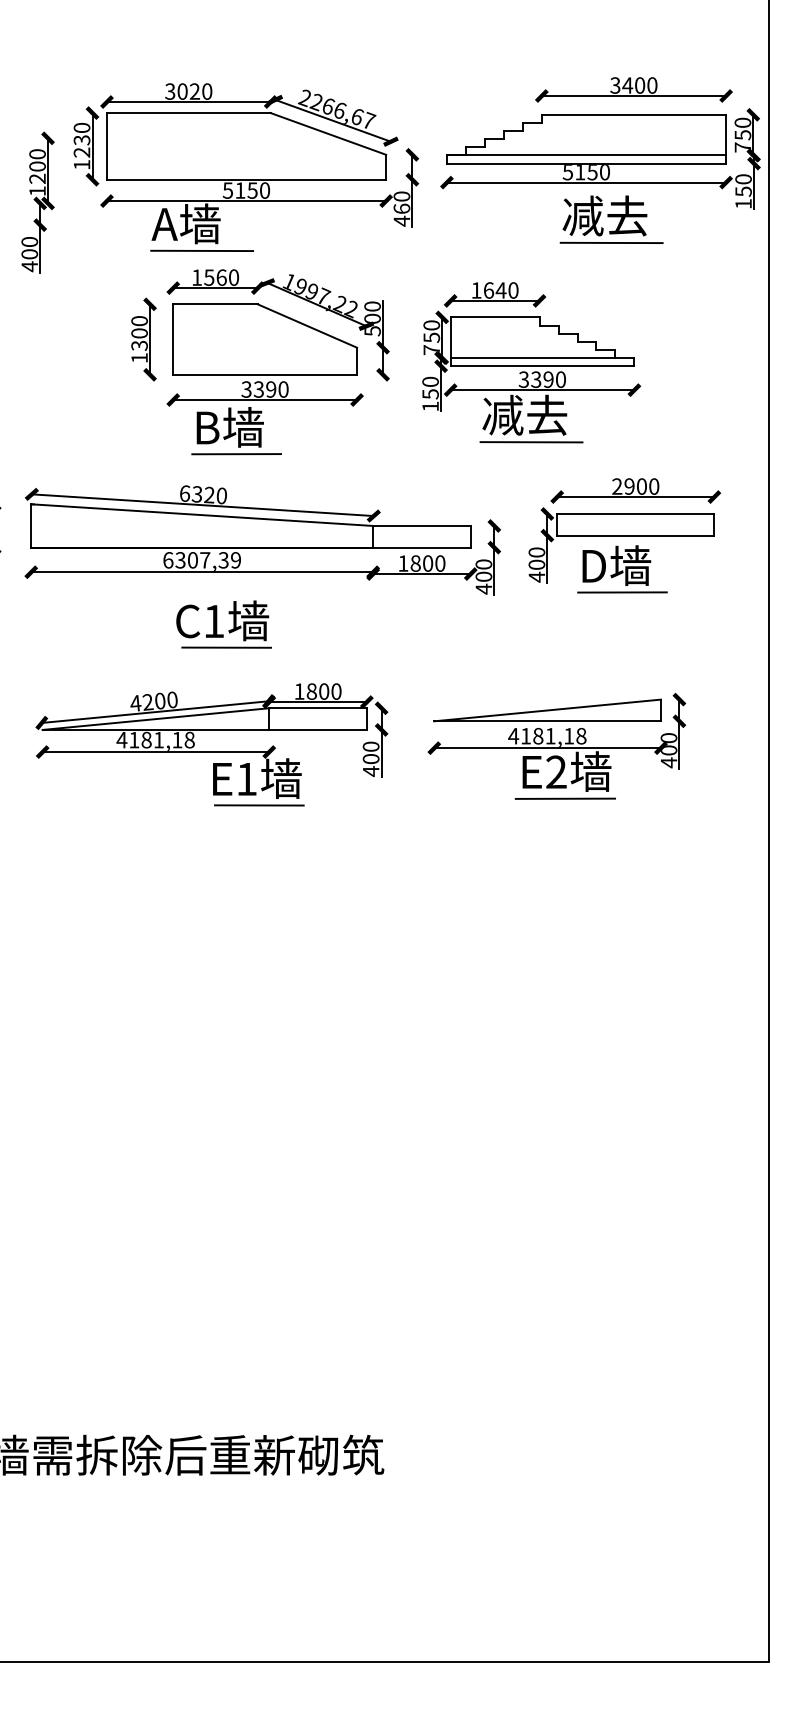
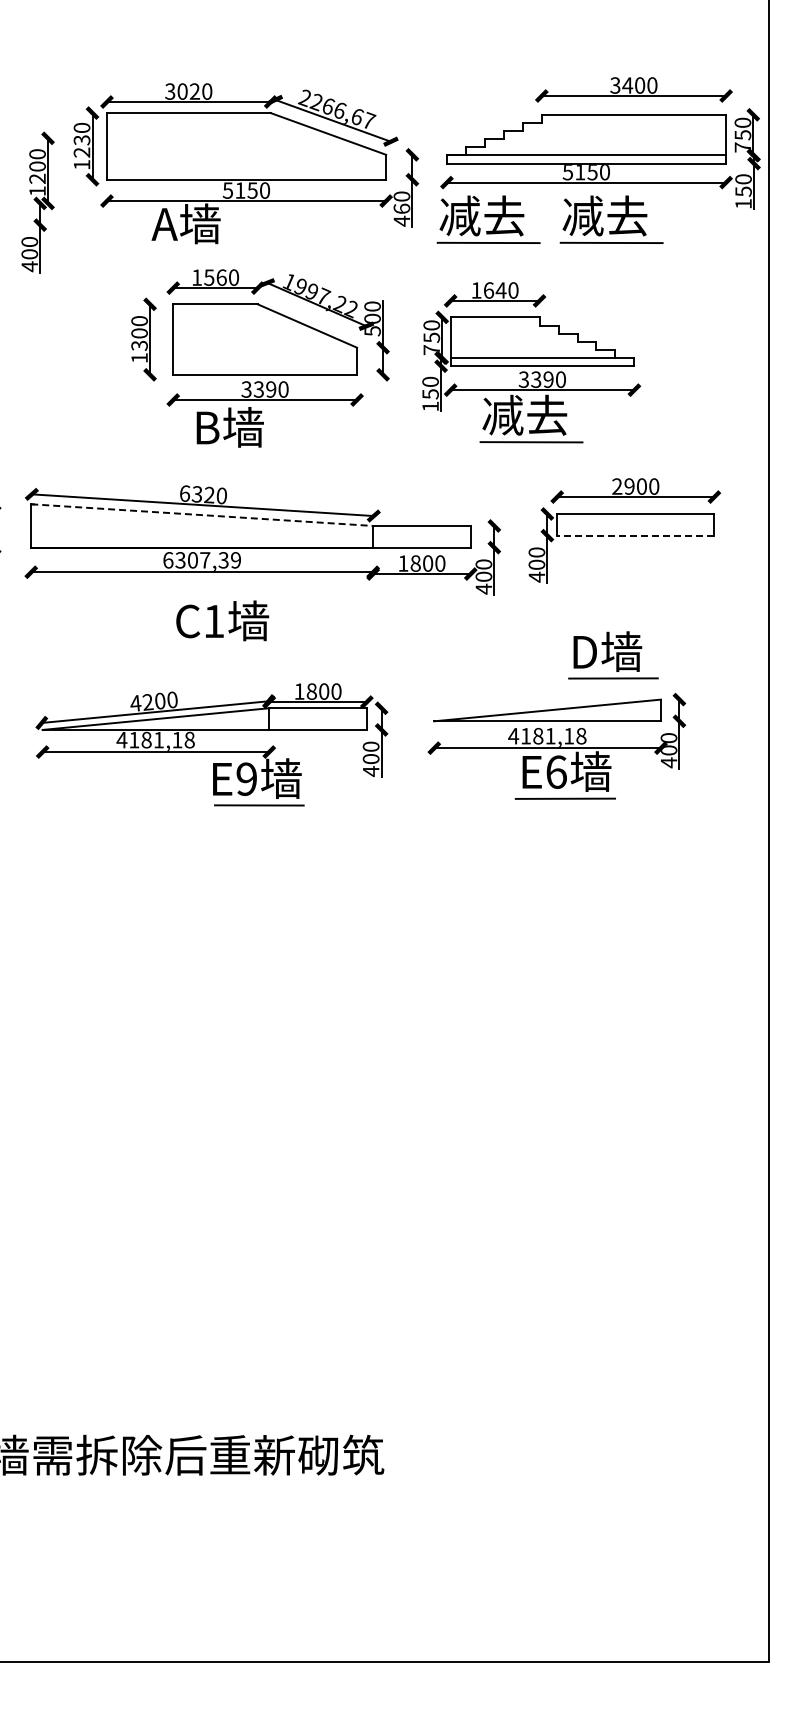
part: none -> present (488, 219)
line: present -> none (202, 250)
line: present -> none (236, 454)
line: solid -> dashed (202, 515)
line: solid -> dashed (635, 535)
part position: (622, 569) -> (613, 655) (613, 655)
line: present -> none (226, 647)
text: E2 -> E6 (556, 771)
text: E1 -> E9 (246, 779)
